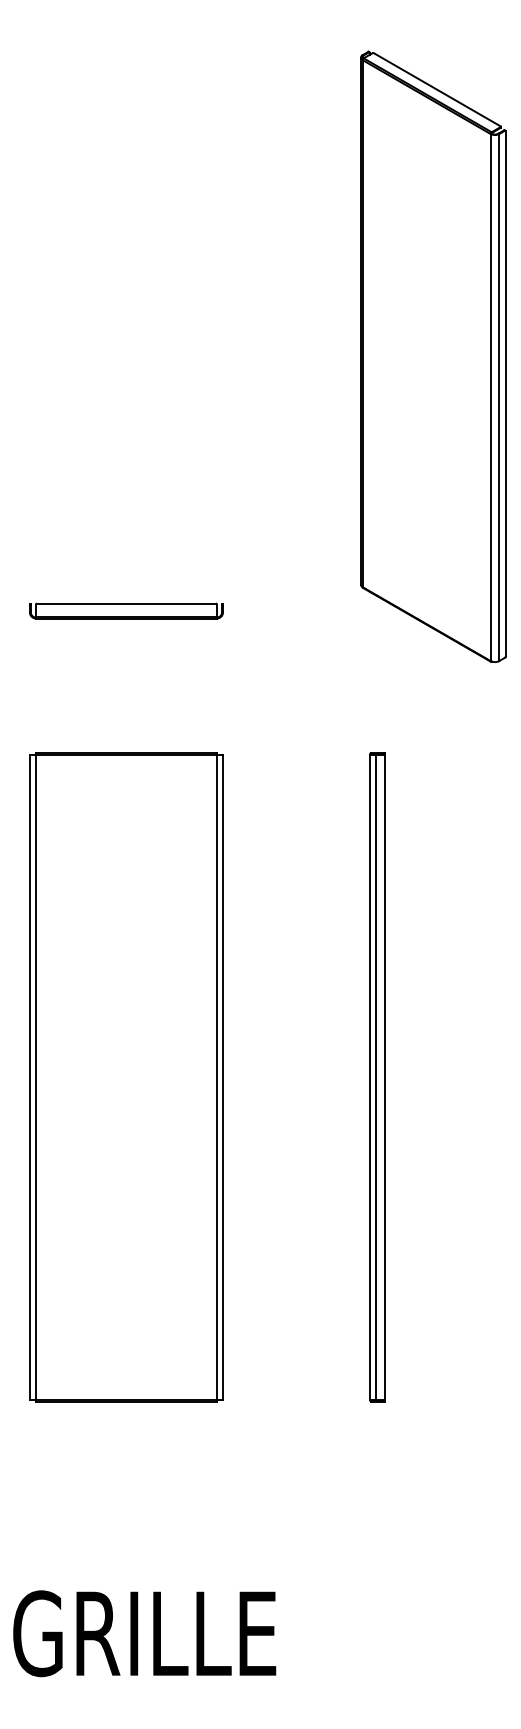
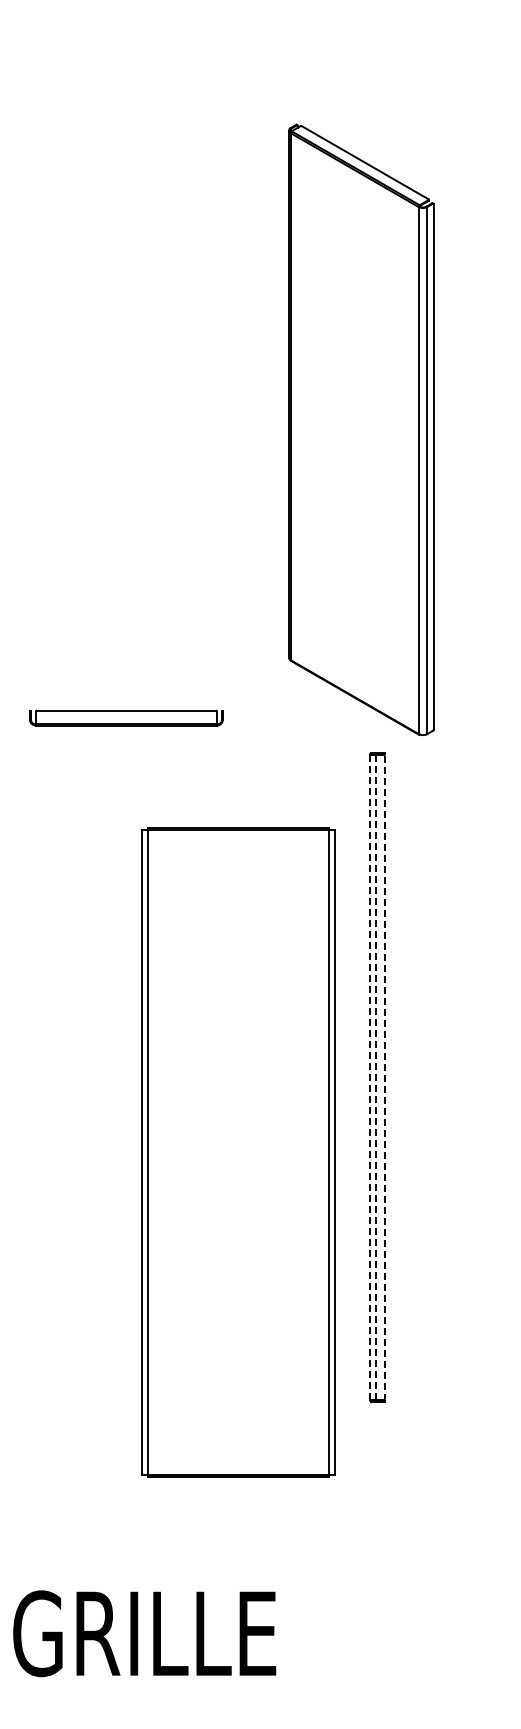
part position: (433, 356) -> (361, 429) (361, 429)
part position: (126, 610) -> (126, 717) (126, 717)
part position: (126, 1077) -> (238, 1152) (238, 1152)
line: solid -> dashed (369, 1077)
line: solid -> dashed (375, 1077)
line: solid -> dashed (384, 1077)
